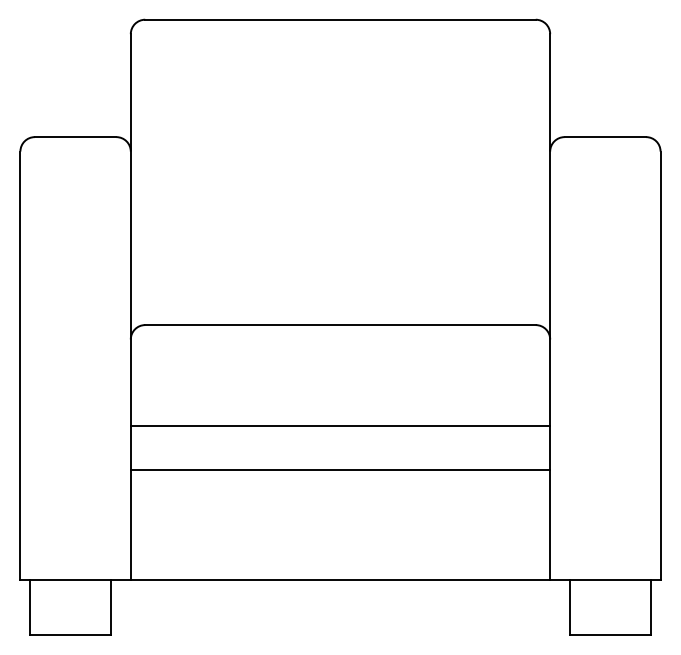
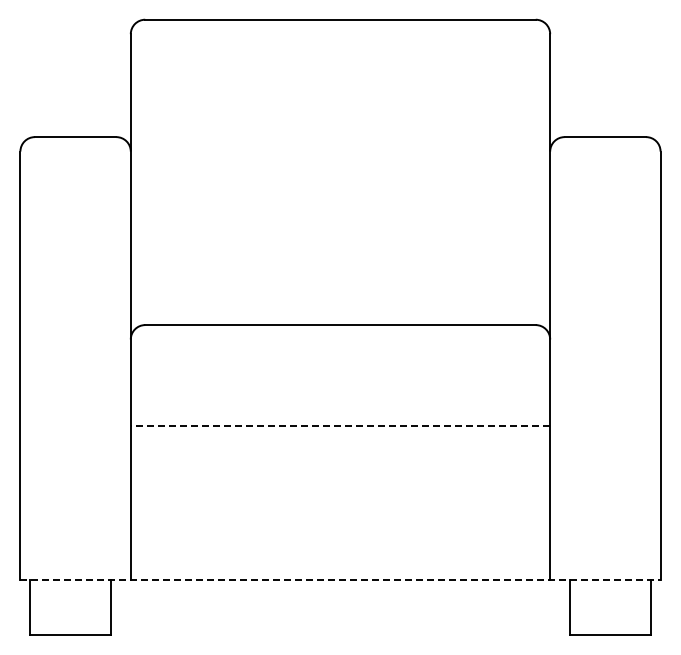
line: solid -> dashed (340, 425)
line: present -> none (340, 469)
line: solid -> dashed (340, 580)
